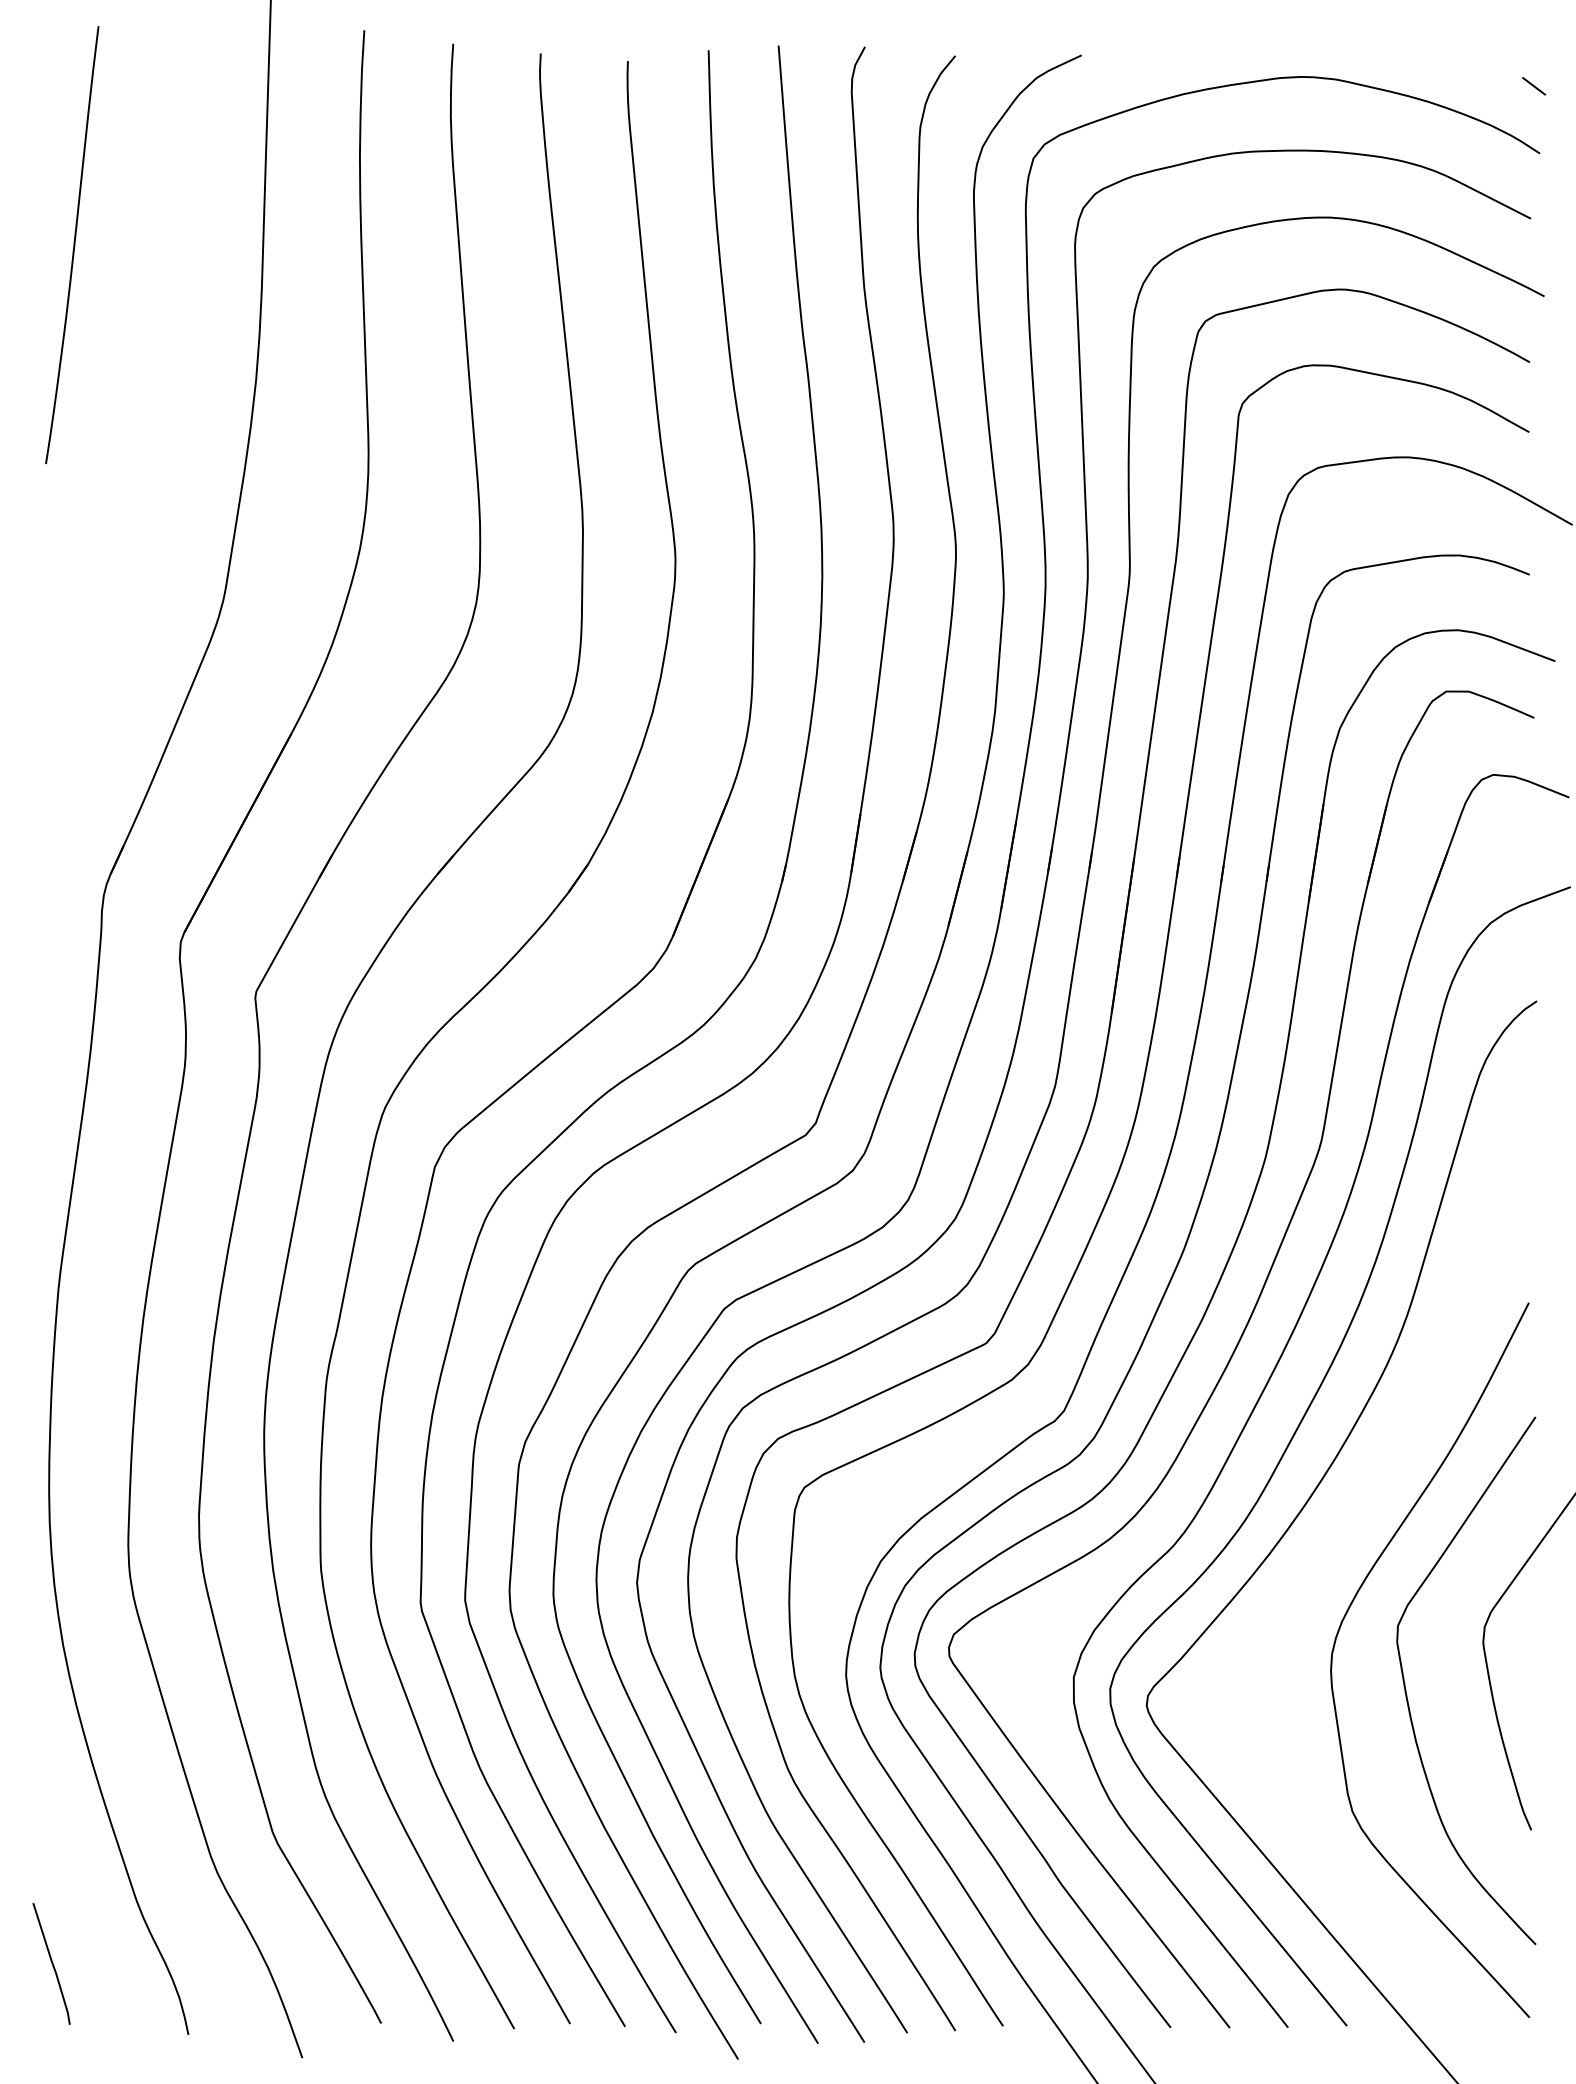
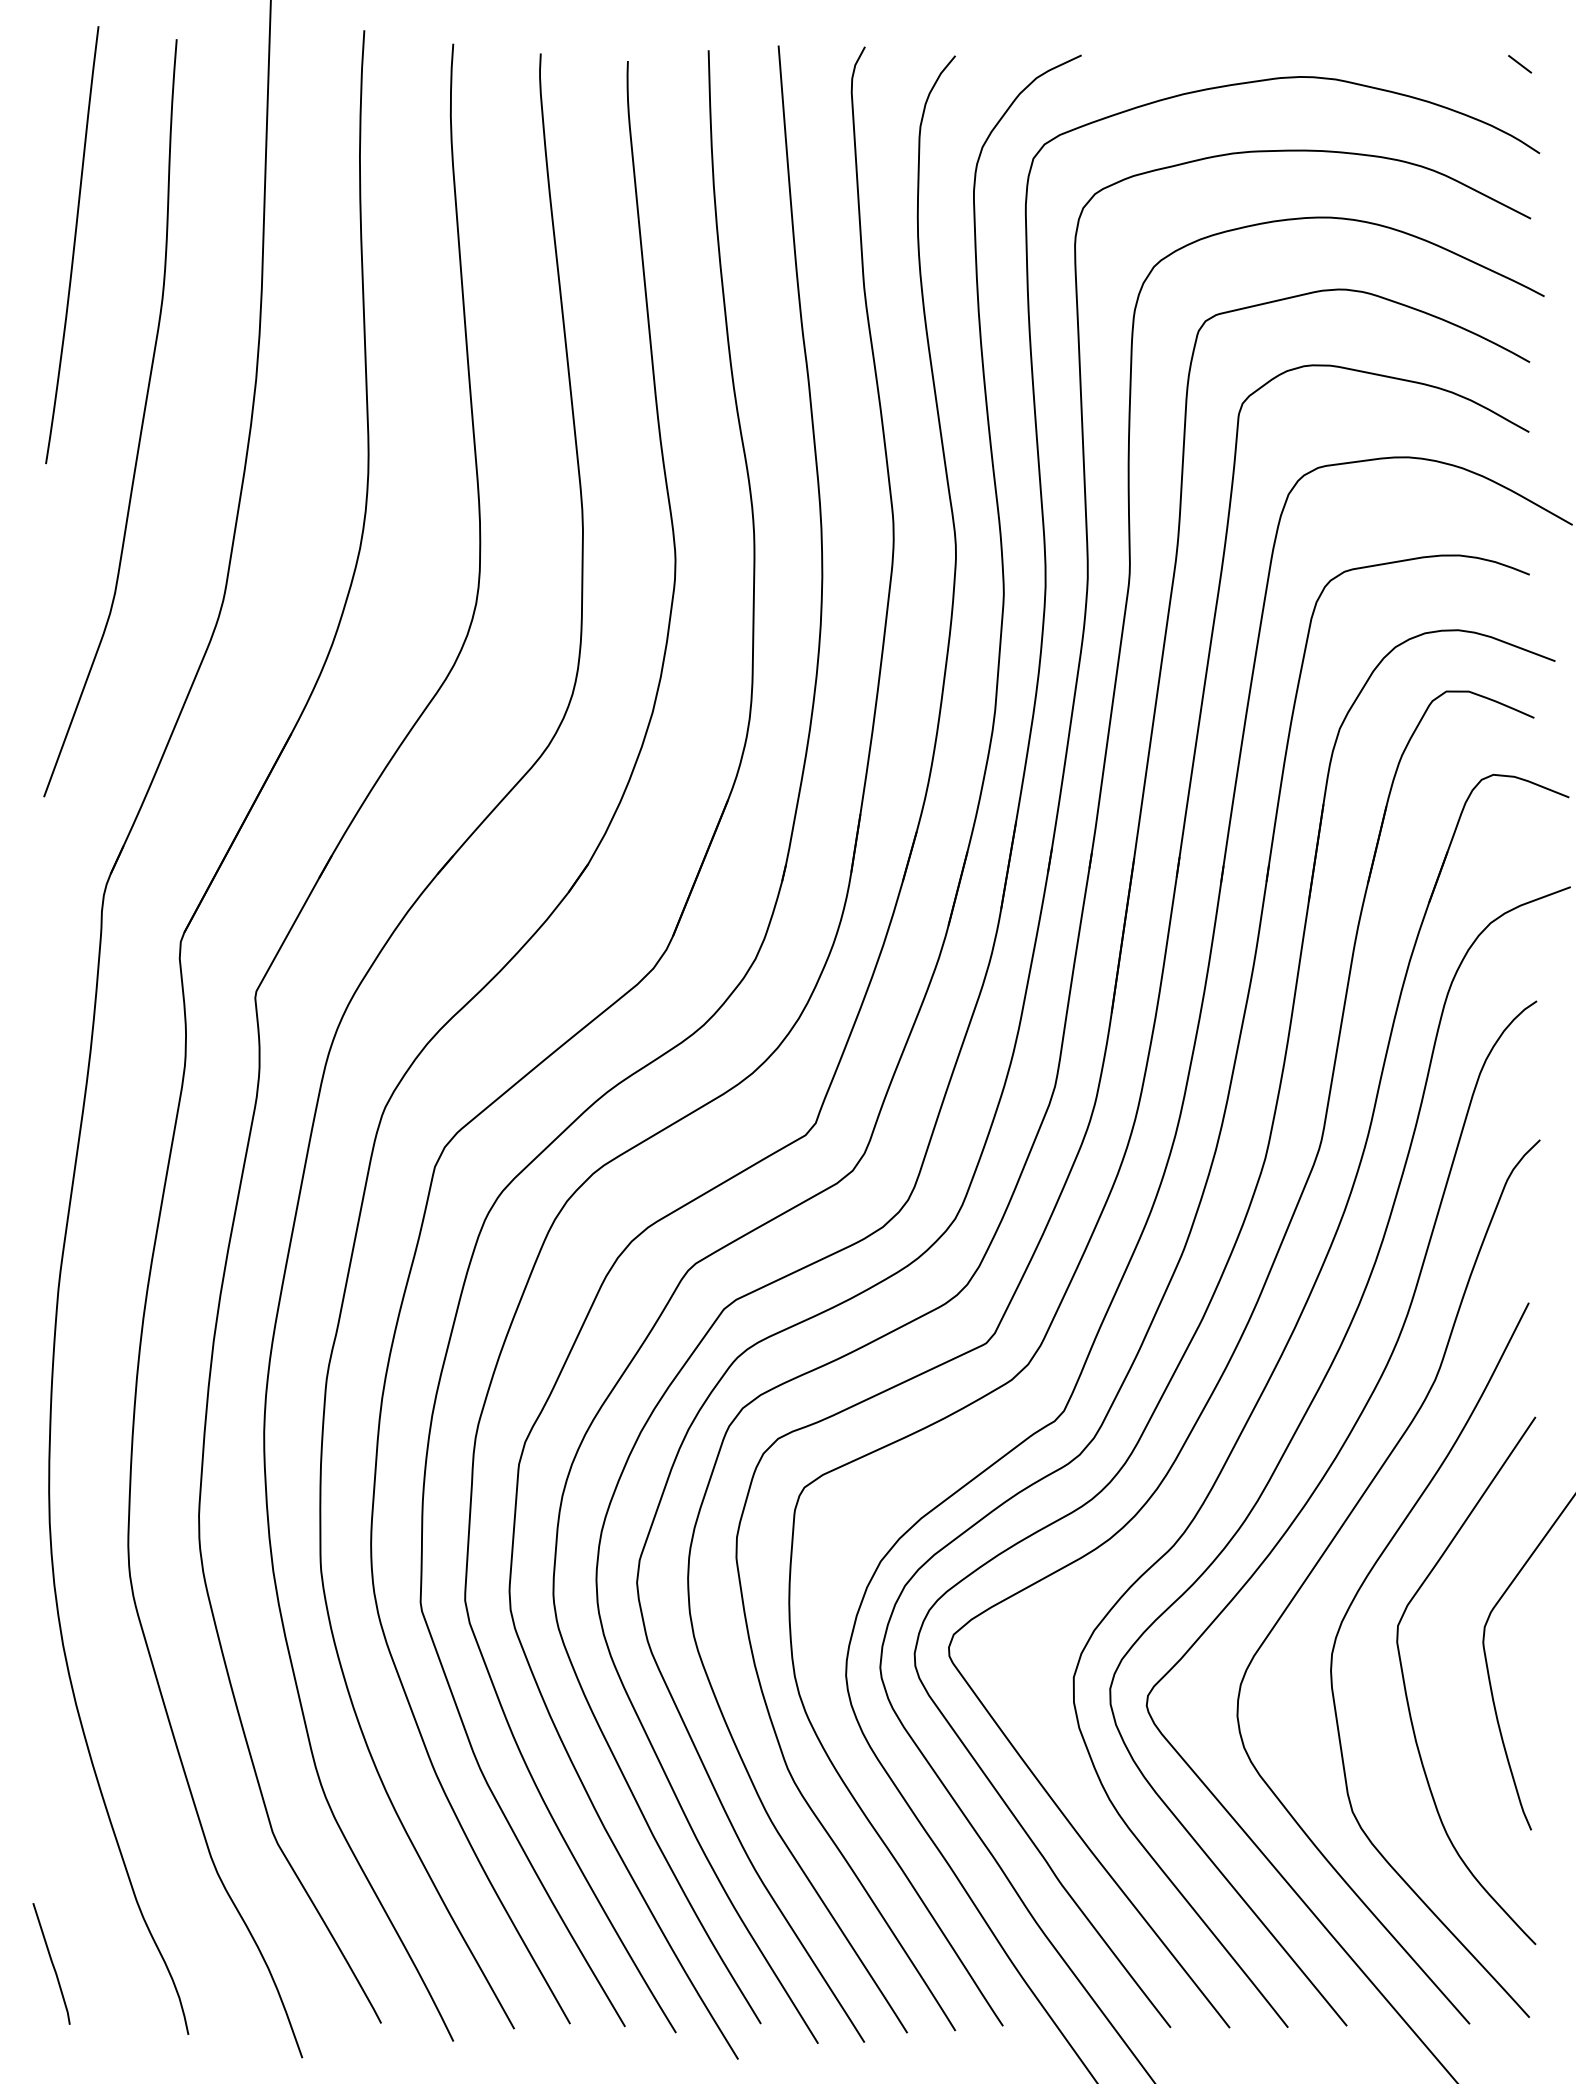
line position: (1534, 86) -> (1520, 64) (1520, 64)
curve: none -> present (141, 422)
curve: none -> present (1332, 1542)
